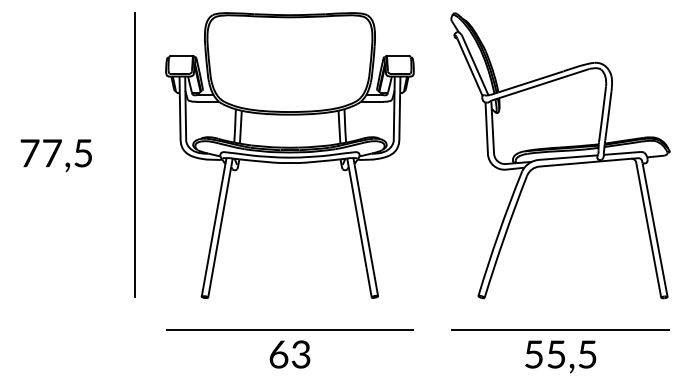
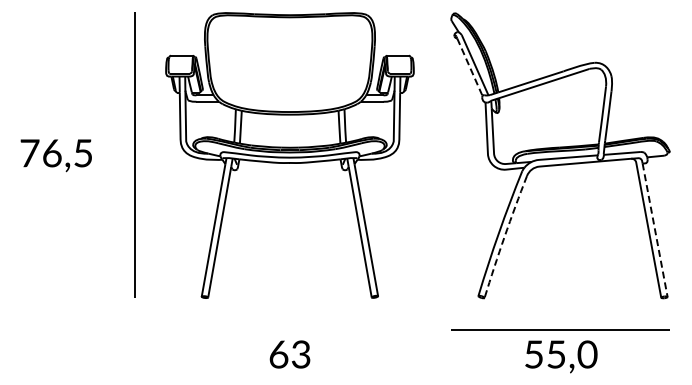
line: solid -> dashed (470, 67)
text: 77,5 -> 76,5 (52, 153)
line: solid -> dashed (655, 230)
arc: solid -> dashed (504, 236)
line: present -> none (289, 329)
text: 55,5 -> 55,0 (587, 354)
